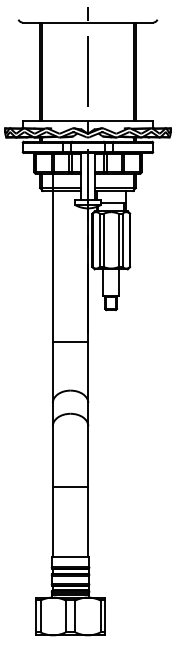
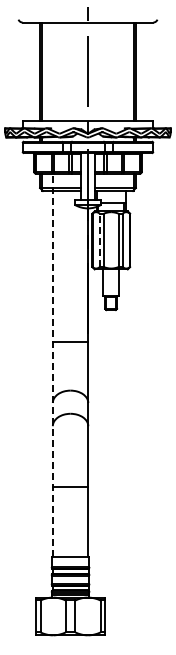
line: solid -> dashed (99, 240)
line: solid -> dashed (52, 365)
